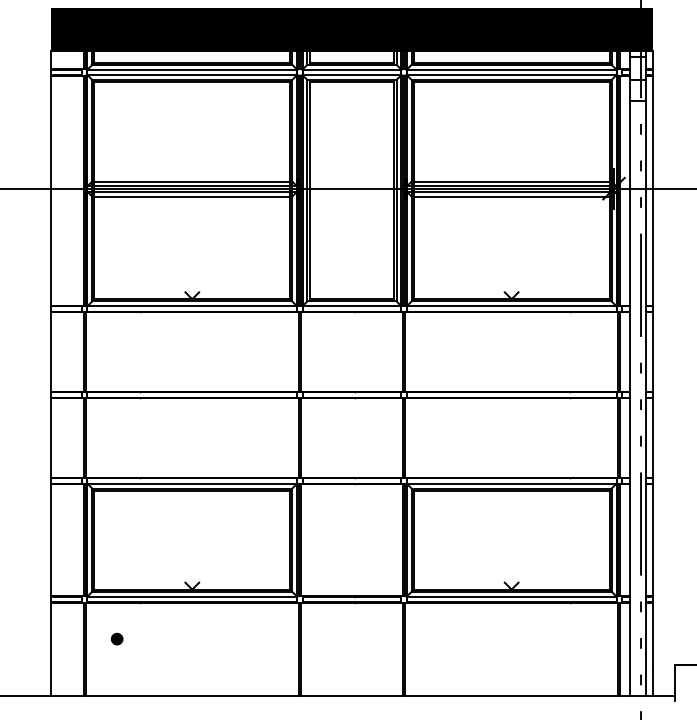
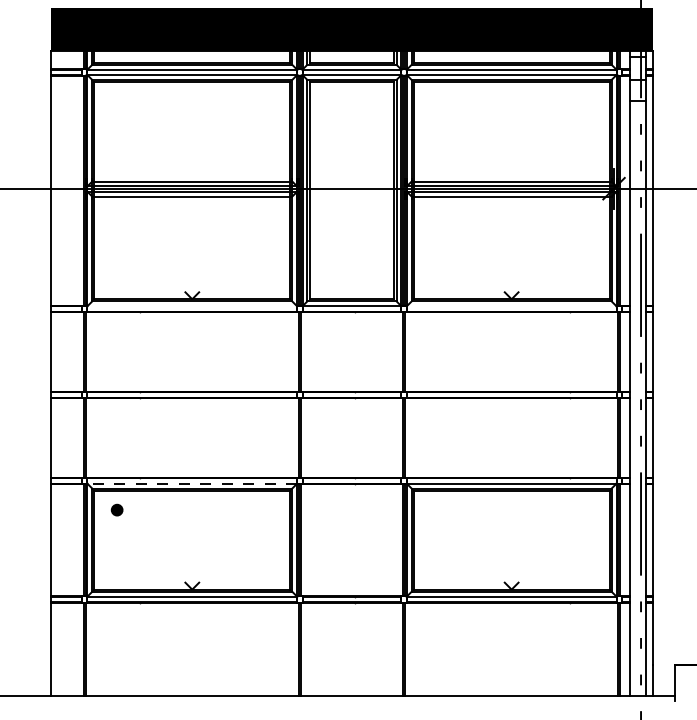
line: present -> none (192, 306)
line: present -> none (511, 306)
line: solid -> dashed (192, 483)
part position: (116, 638) -> (116, 509) (116, 509)
